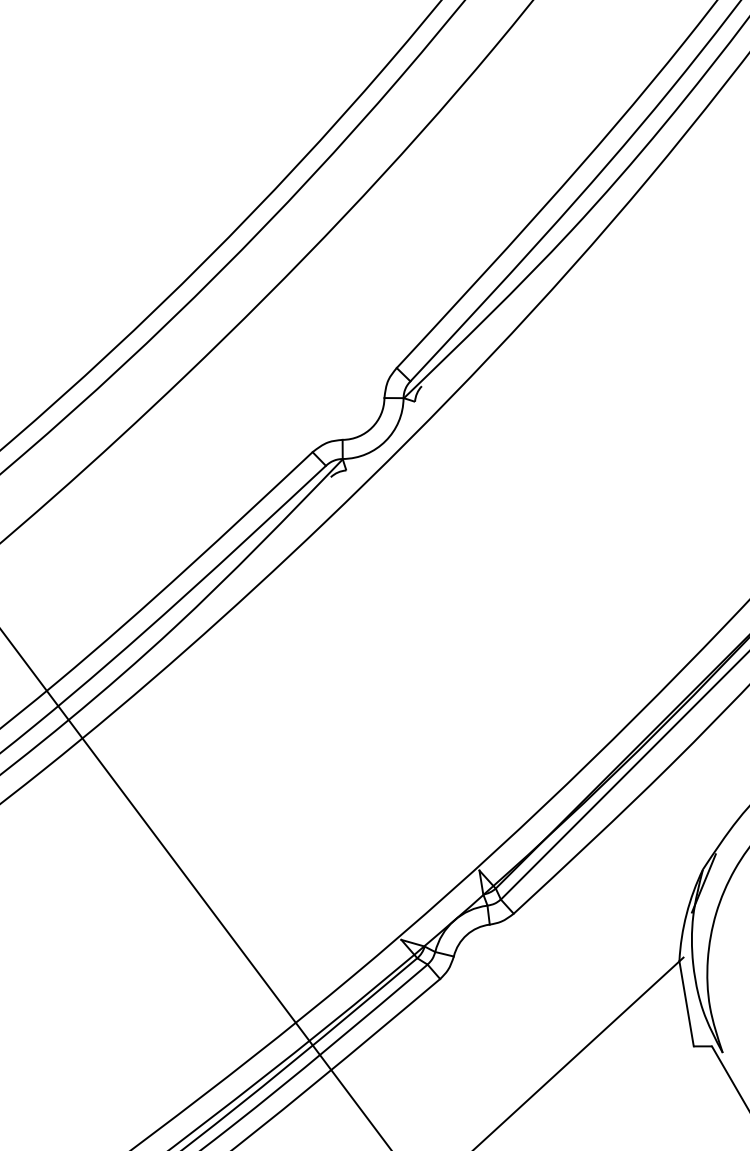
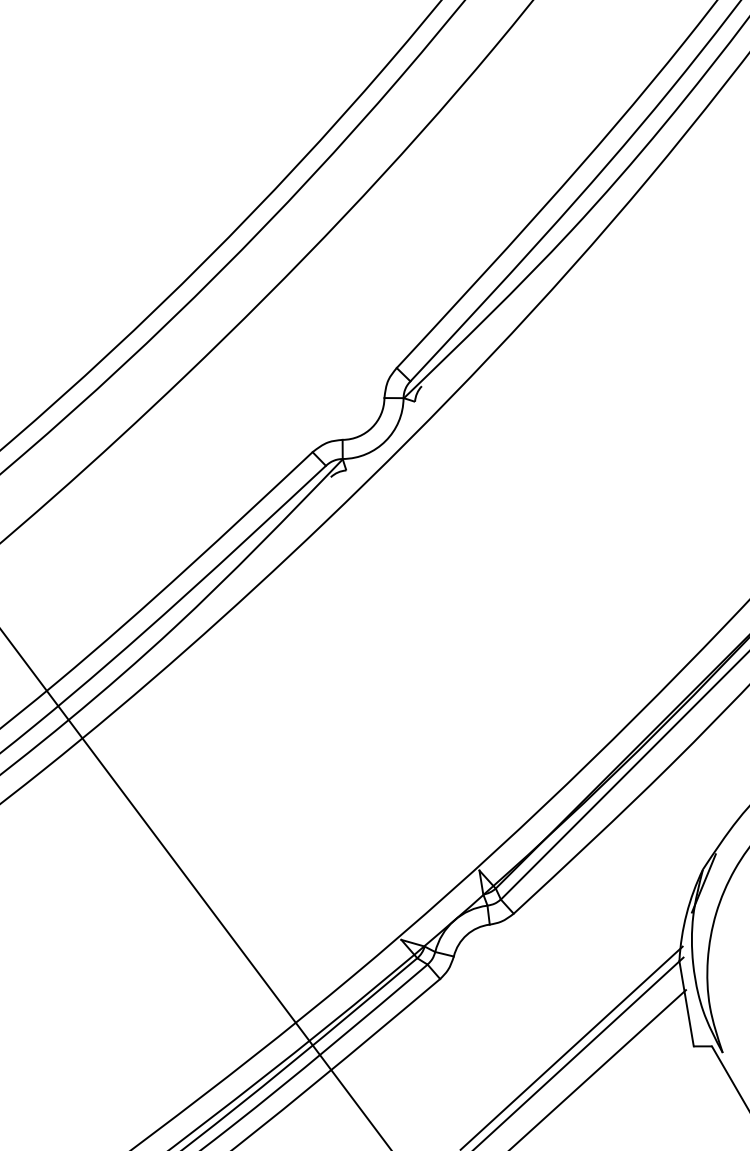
line: none -> present (572, 1046)
line: none -> present (599, 1068)
